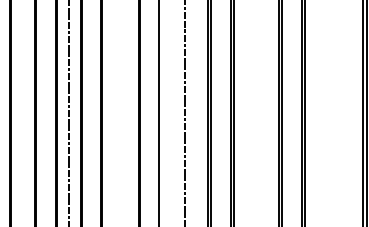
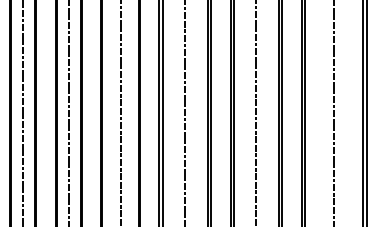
line: none -> present (23, 112)
line: none -> present (120, 112)
line: none -> present (162, 112)
line: none -> present (256, 112)
line: none -> present (334, 112)
